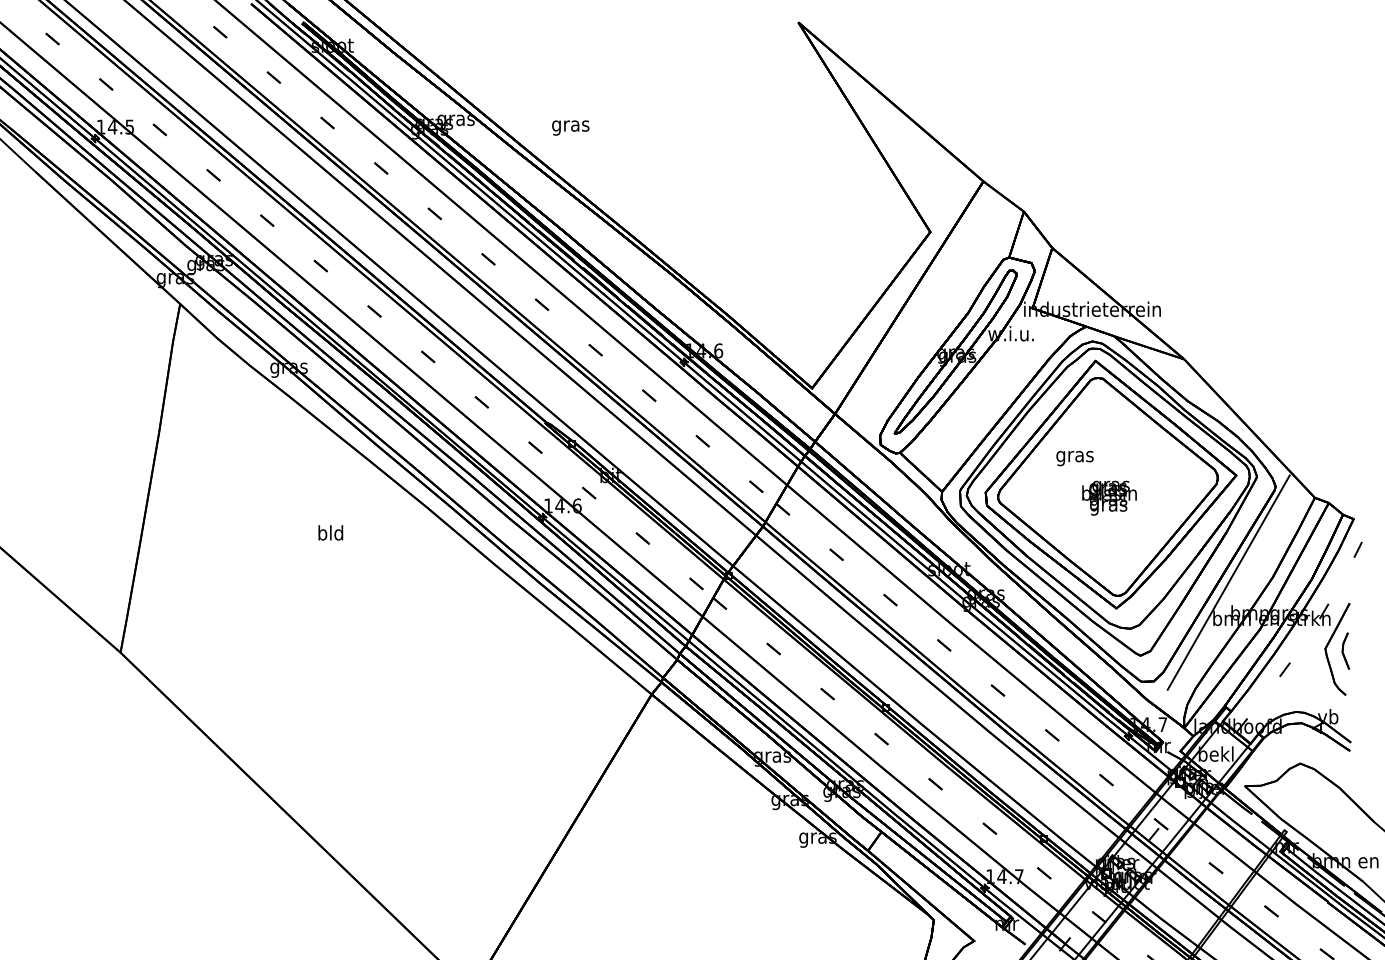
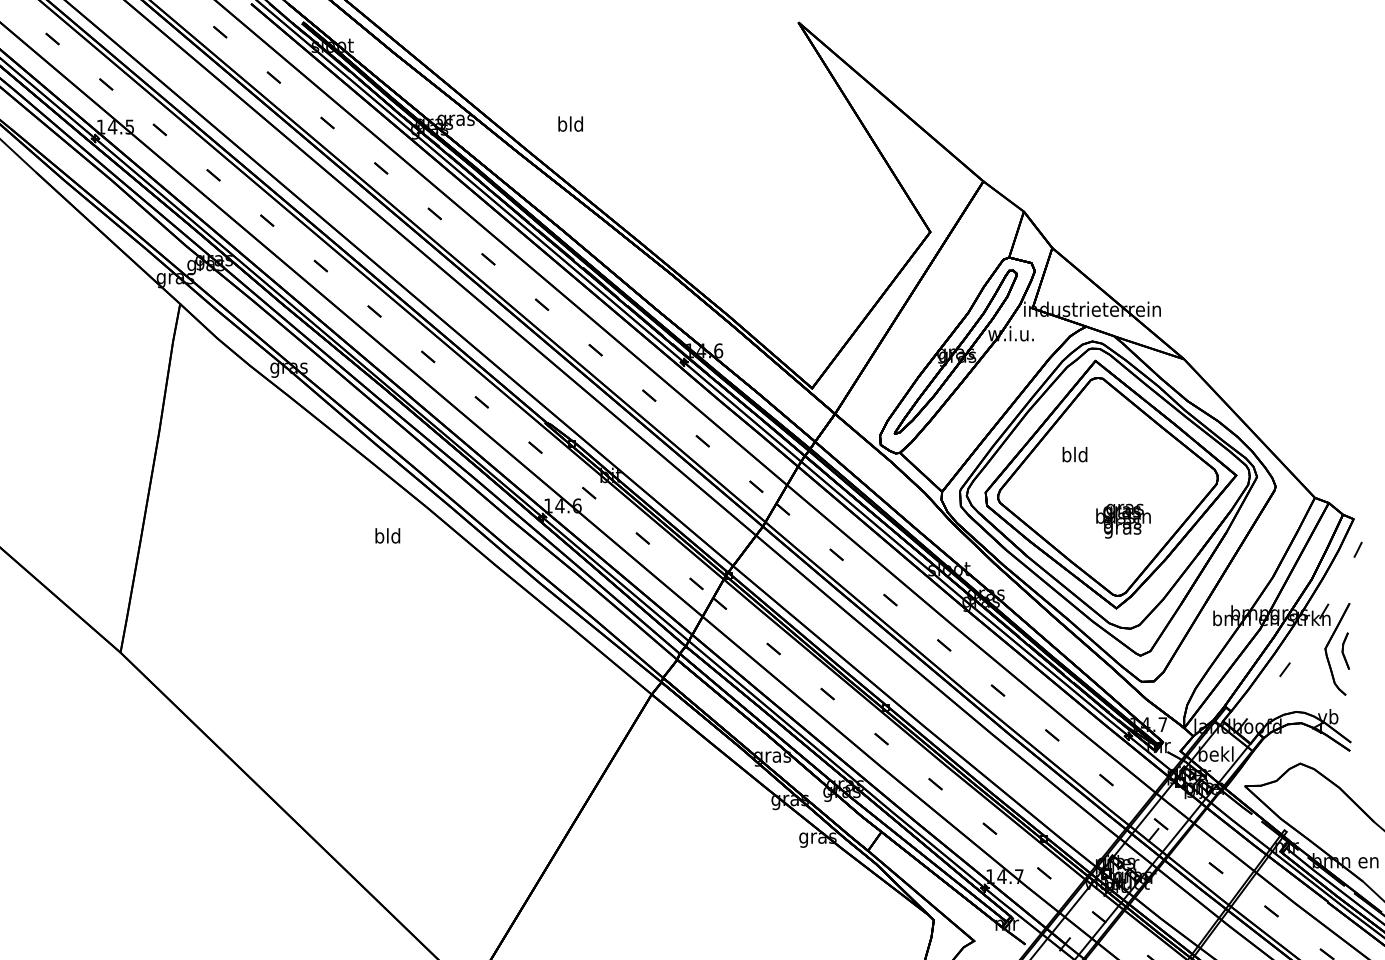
text: gras -> bld (570, 125)
text: gras -> bld (1074, 456)
text position: (1109, 497) -> (1123, 520) (1123, 520)
text position: (330, 532) -> (387, 535) (387, 535)
line: present -> none (1228, 582)
